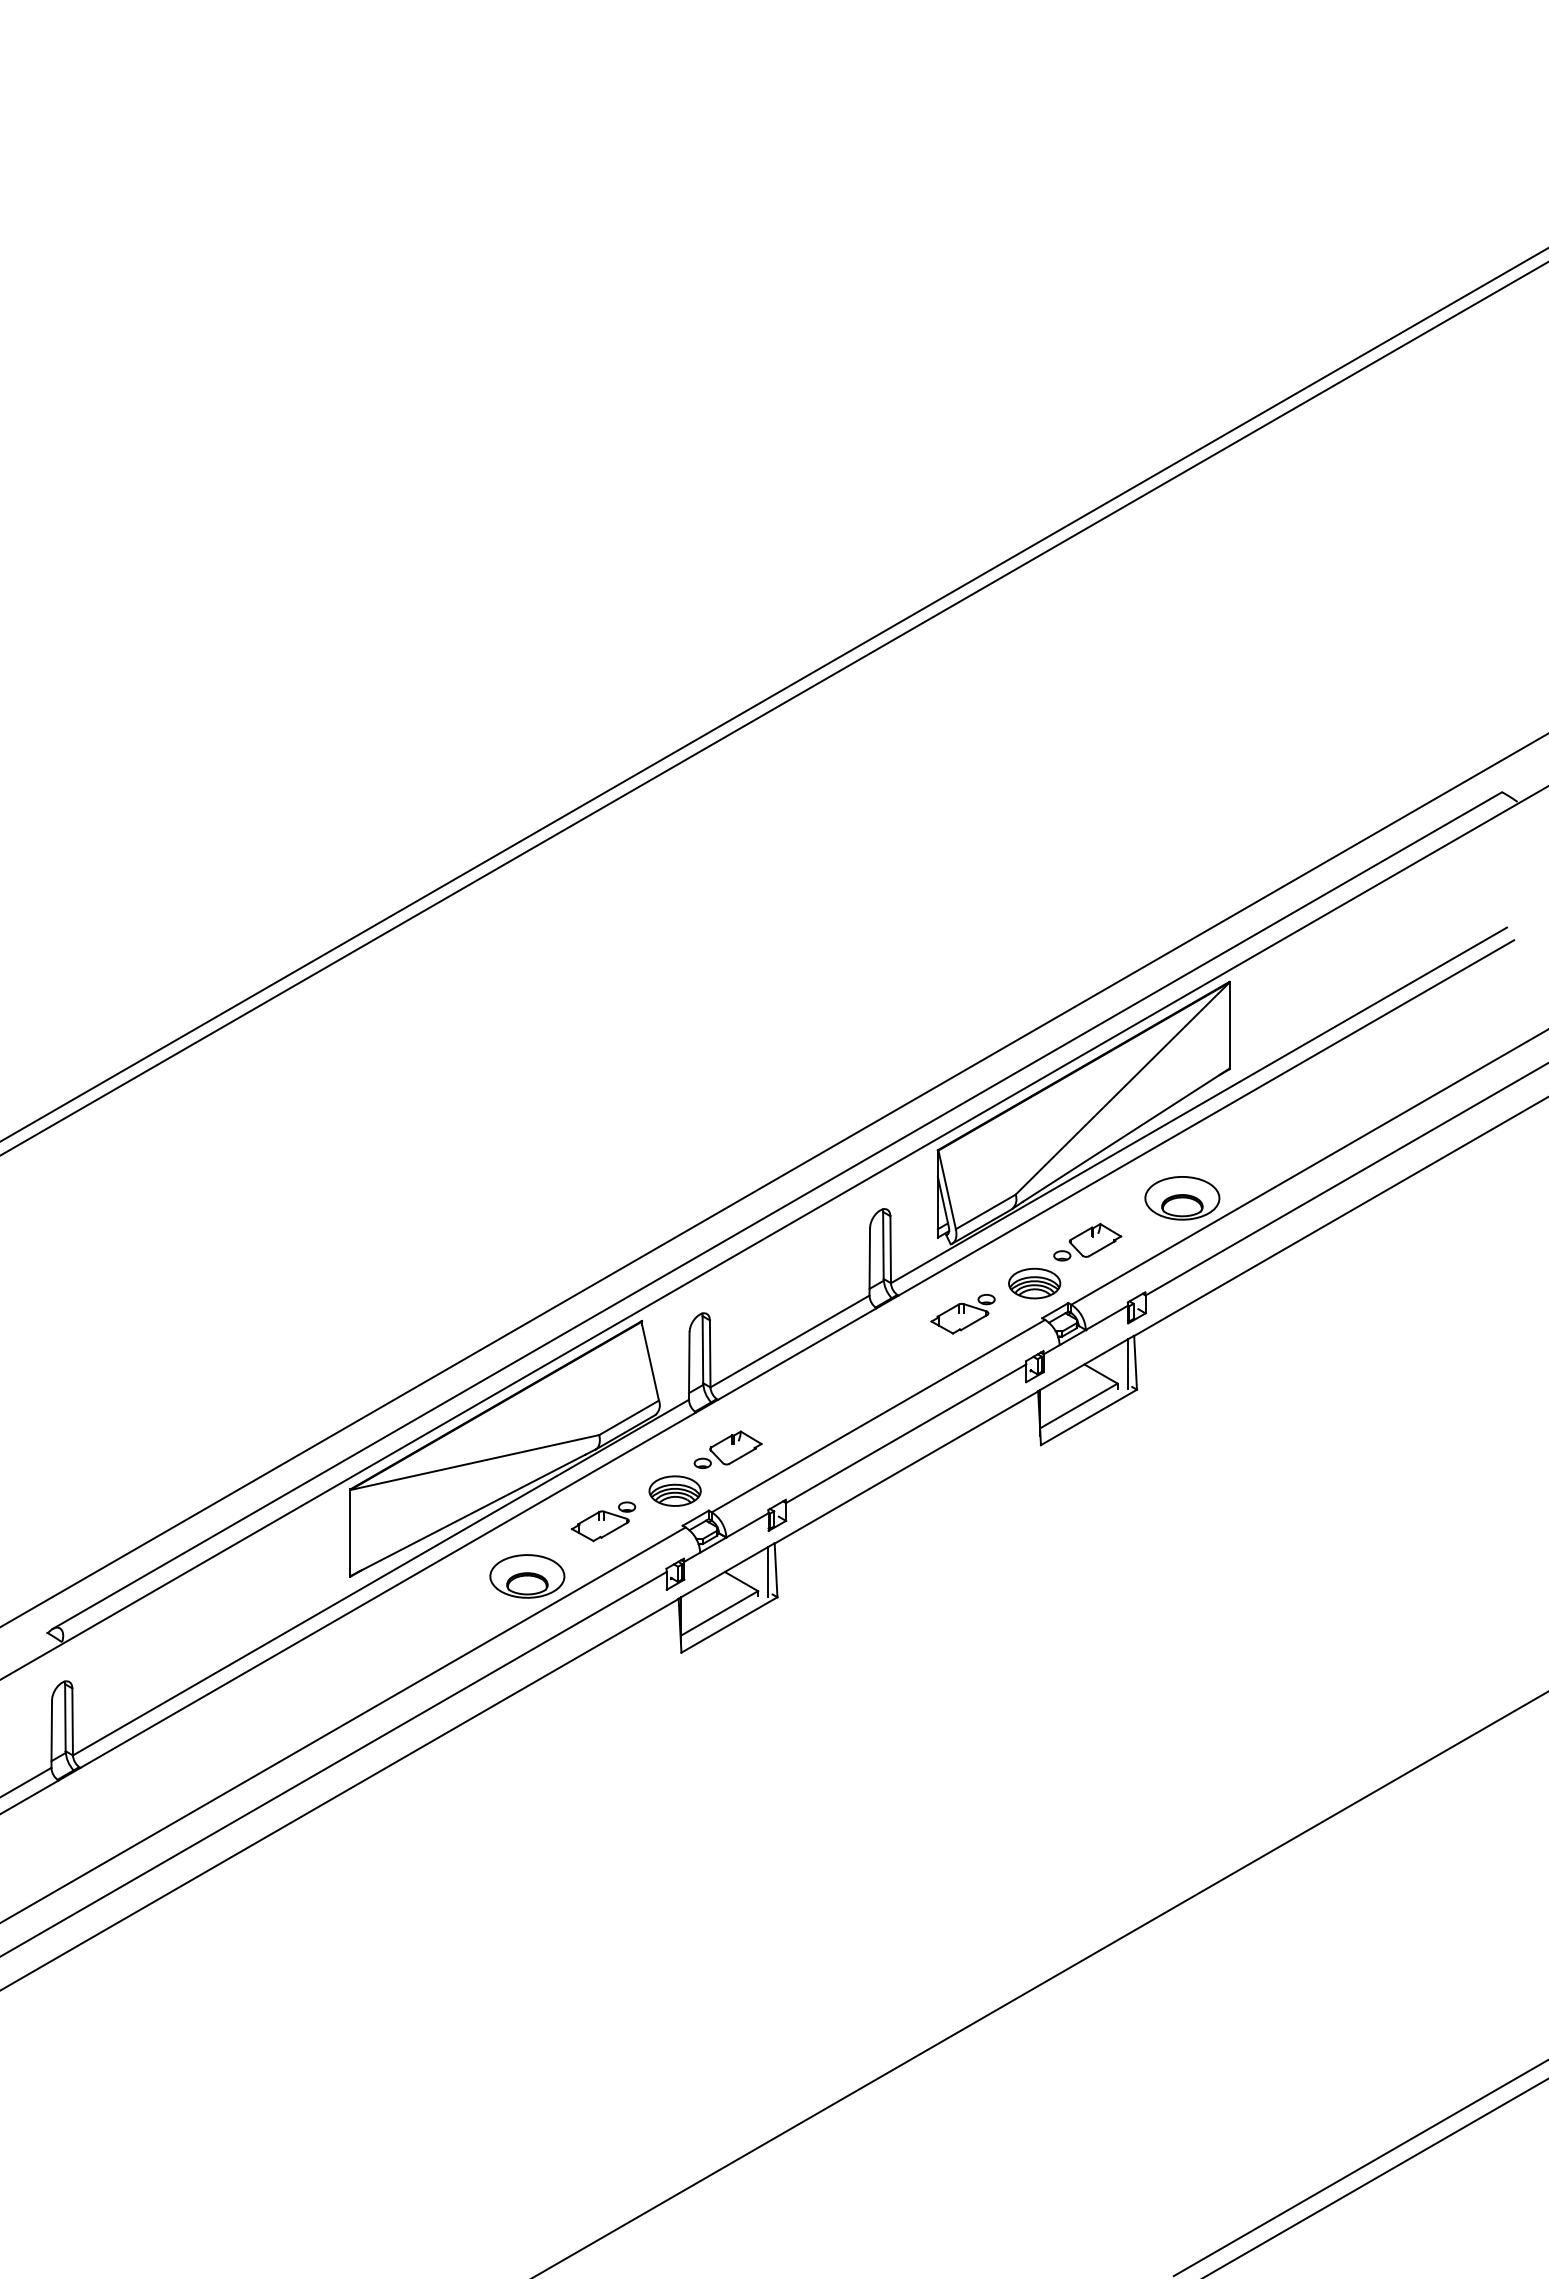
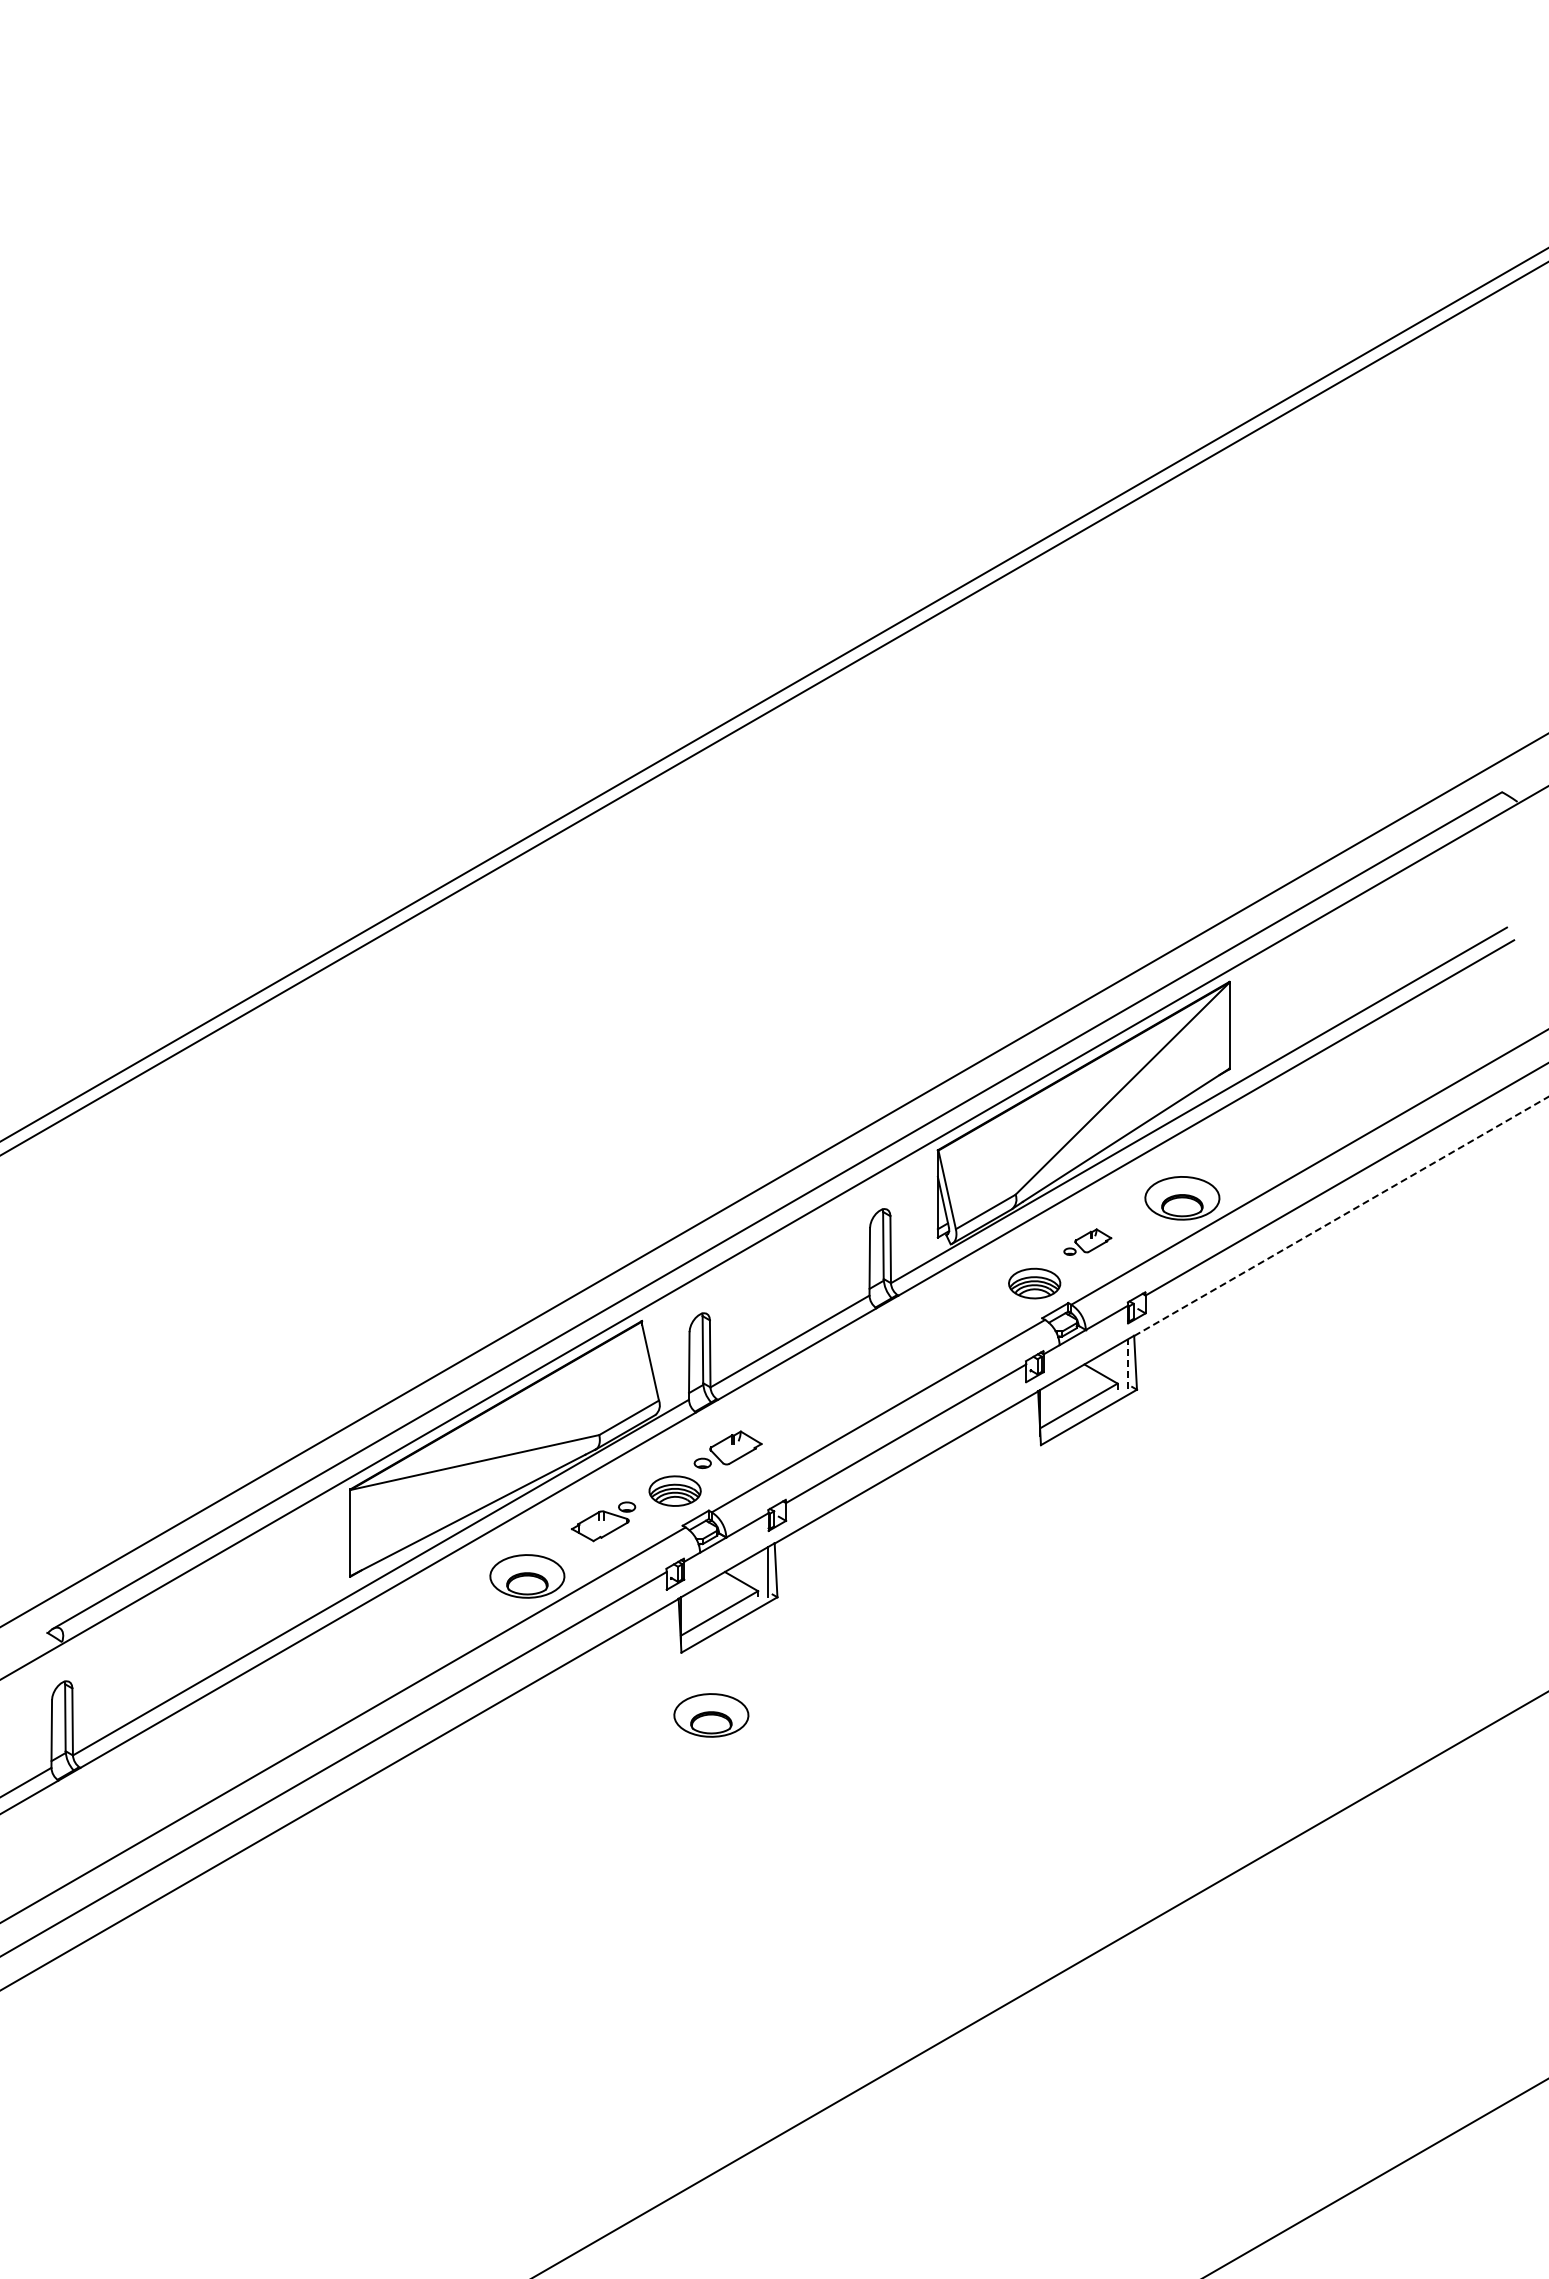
line: solid -> dashed (1341, 1216)
part size: 70x40 px -> 50x28 px (1087, 1241)
part: present -> none (962, 1314)
line: solid -> dashed (1127, 1363)
part: none -> present (711, 1715)
line: present -> none (1359, 2168)
